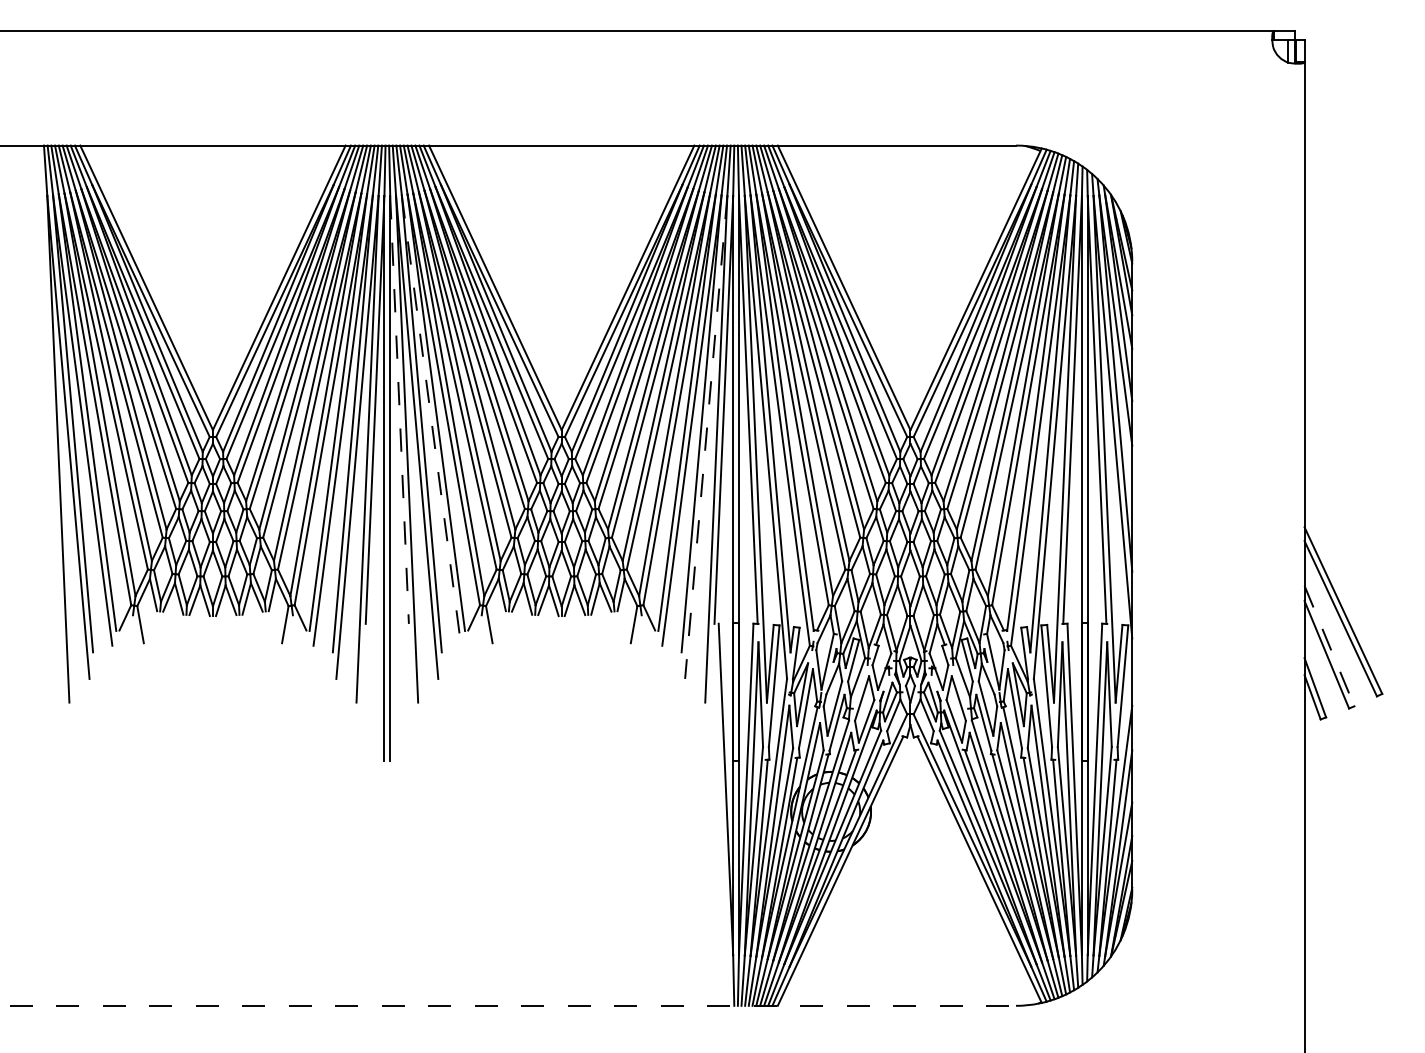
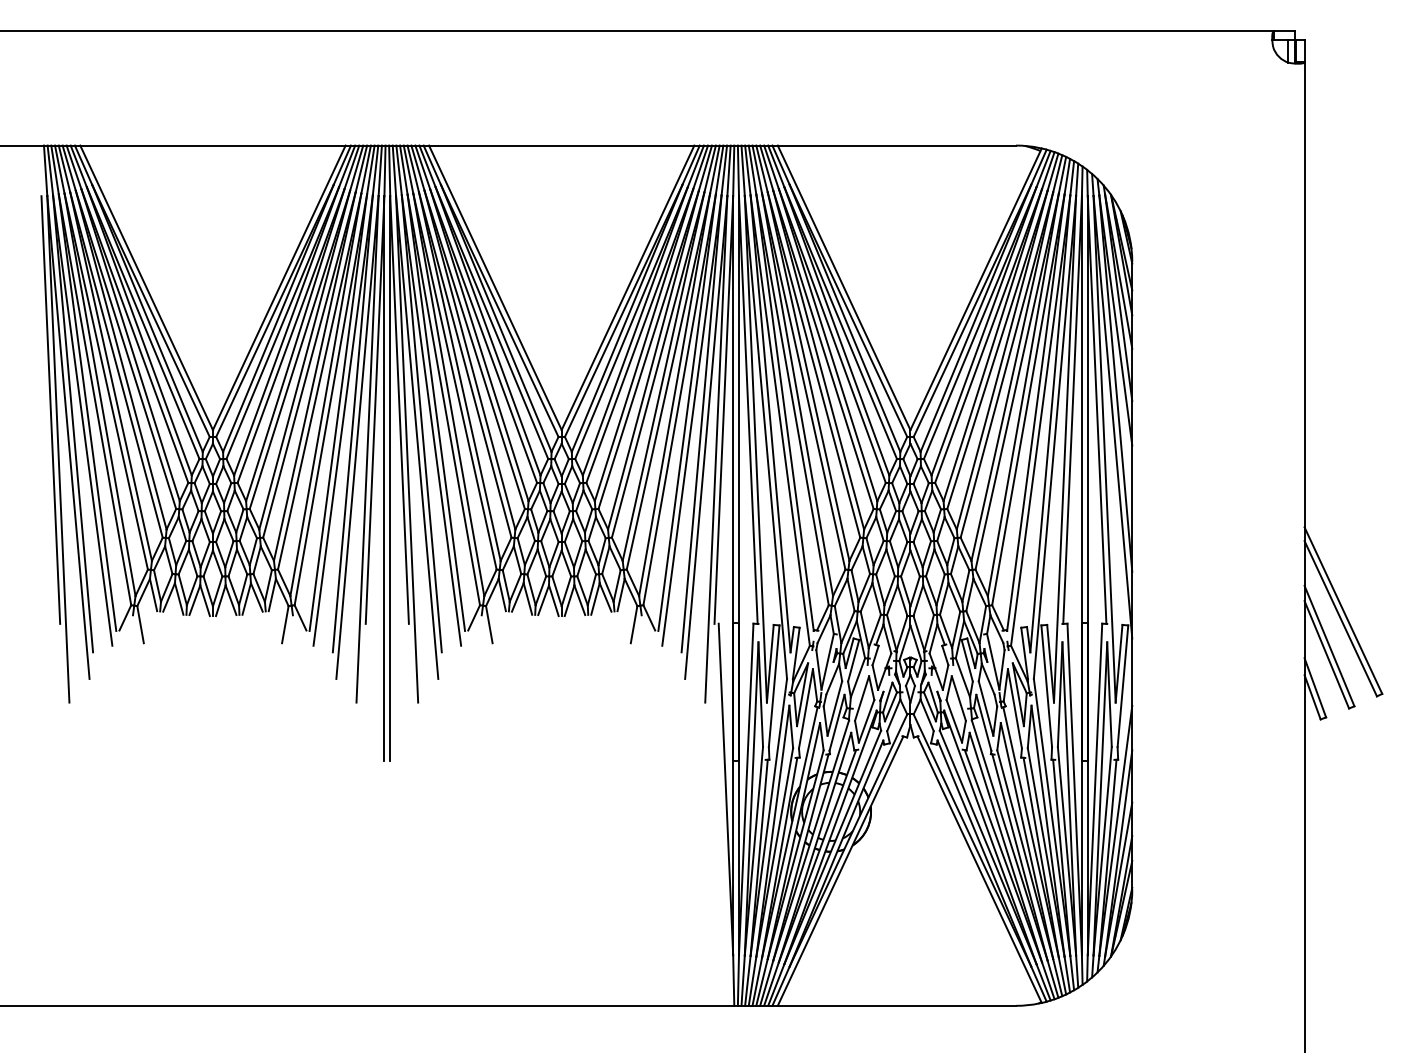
line: none -> present (50, 409)
line: dashed -> solid (399, 410)
line: dashed -> solid (431, 421)
line: dashed -> solid (706, 437)
line: dashed -> solid (1329, 646)
line: dashed -> solid (508, 1005)
